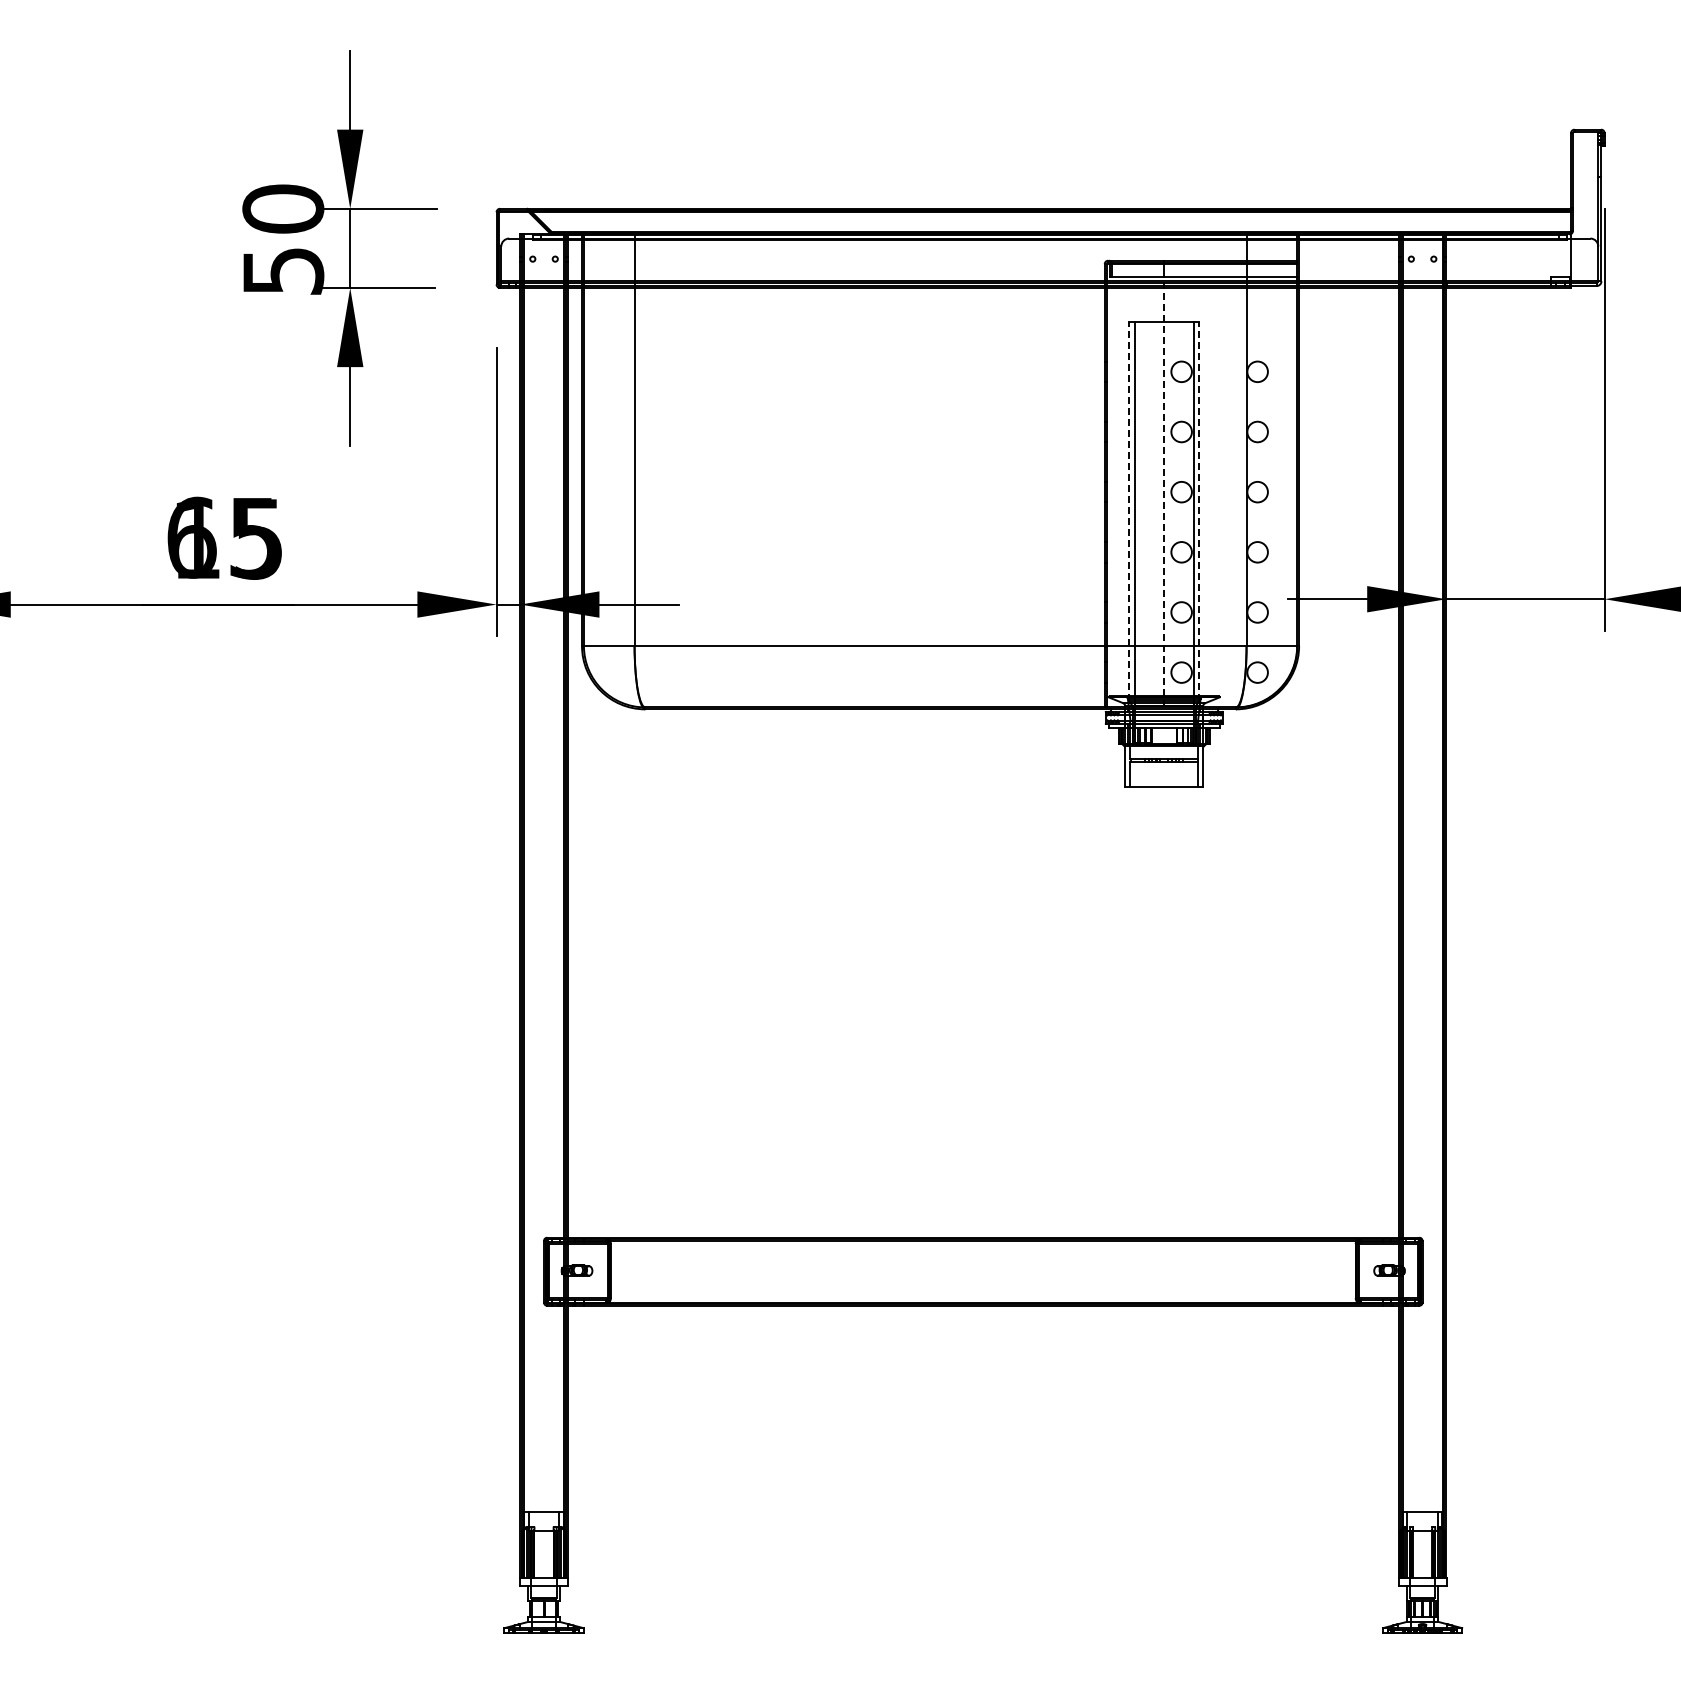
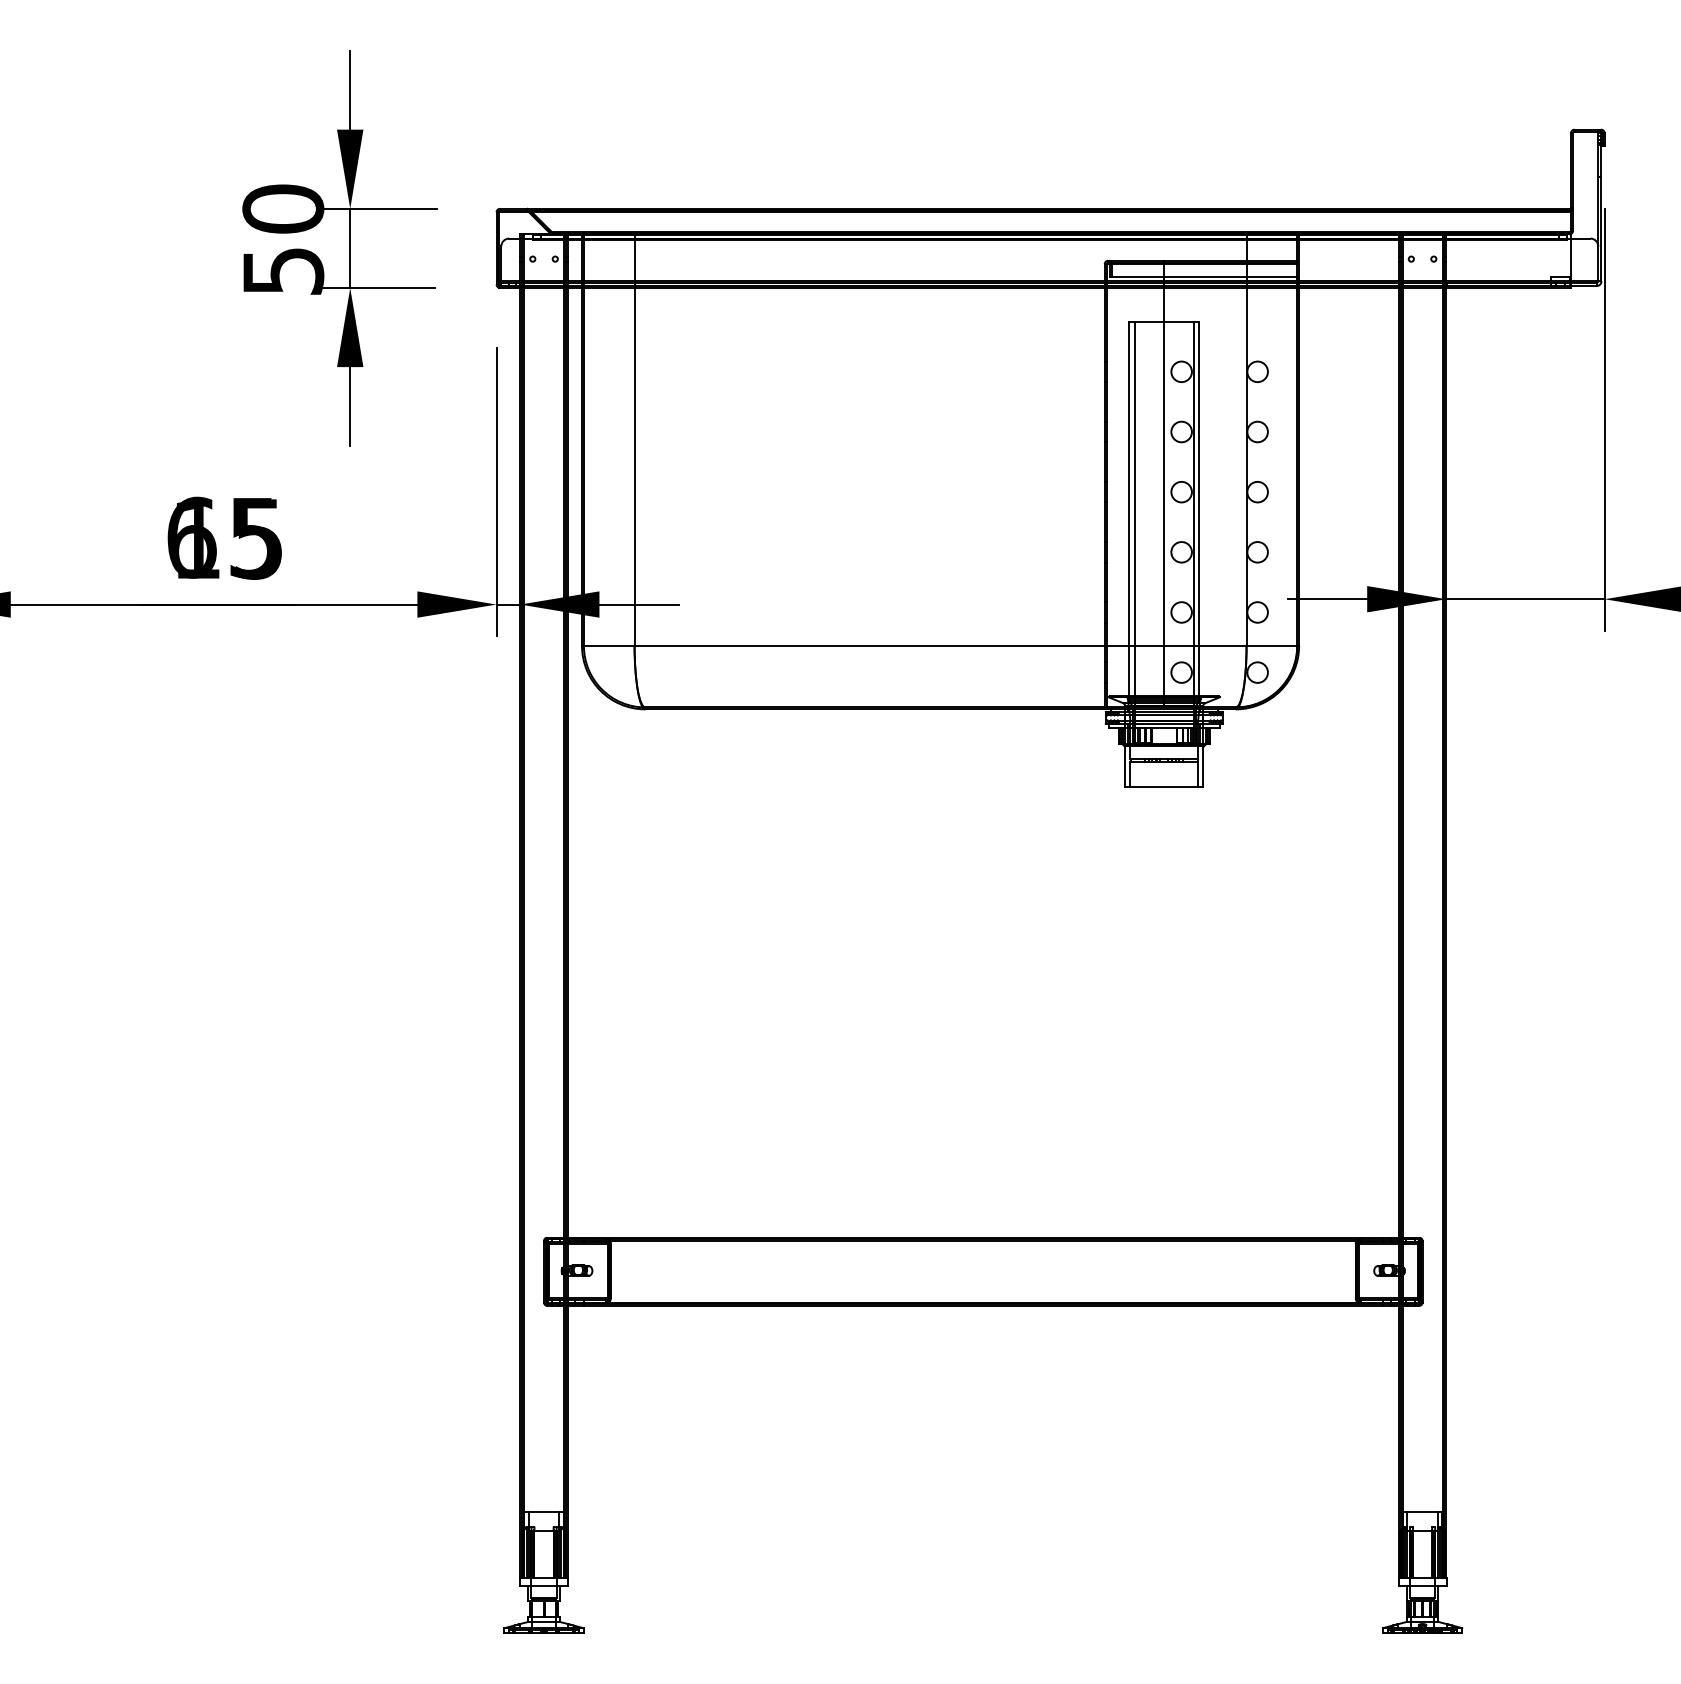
line: dashed -> solid (1164, 491)
line: dashed -> solid (1129, 510)
line: dashed -> solid (1199, 510)
